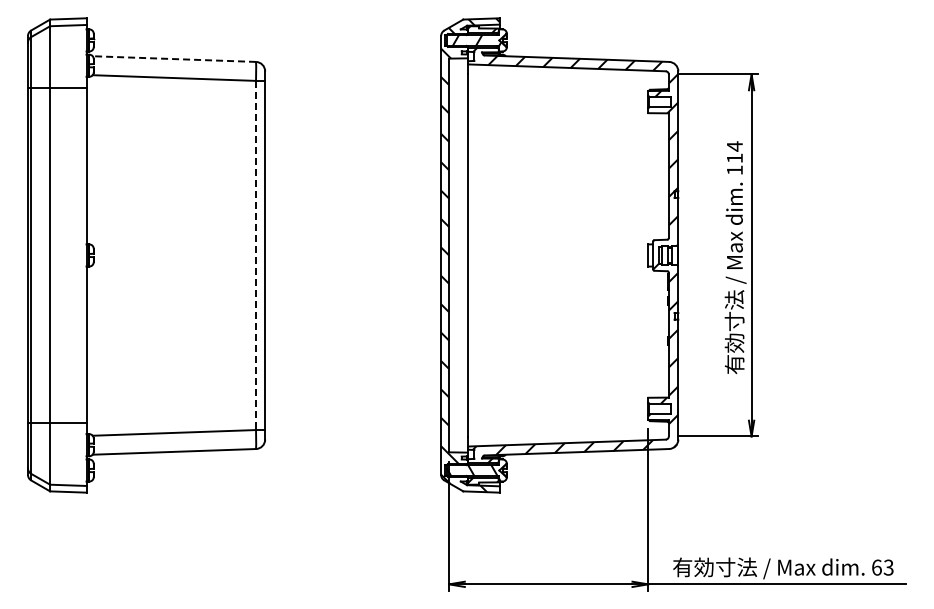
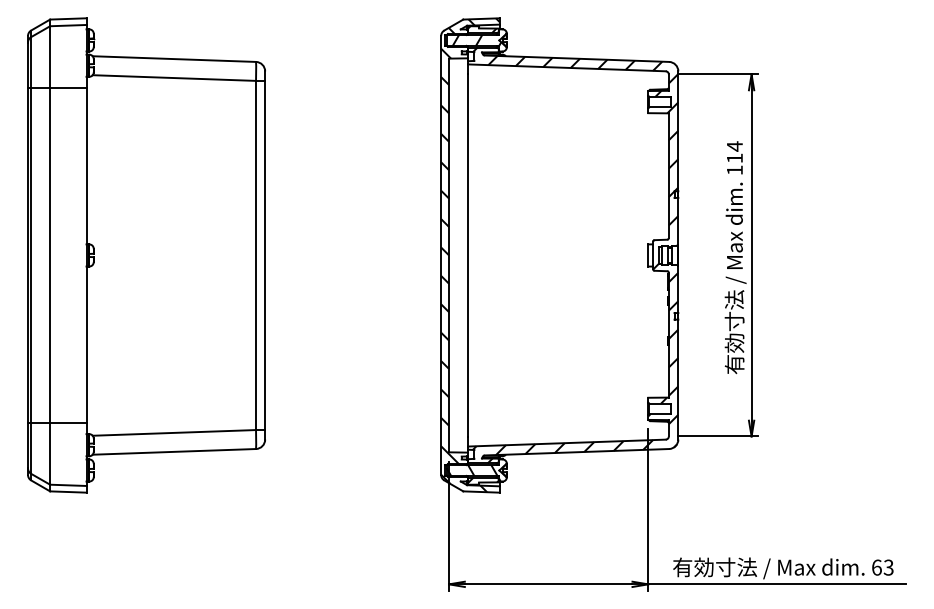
line: dashed -> solid (174, 59)
line: dashed -> solid (256, 255)
